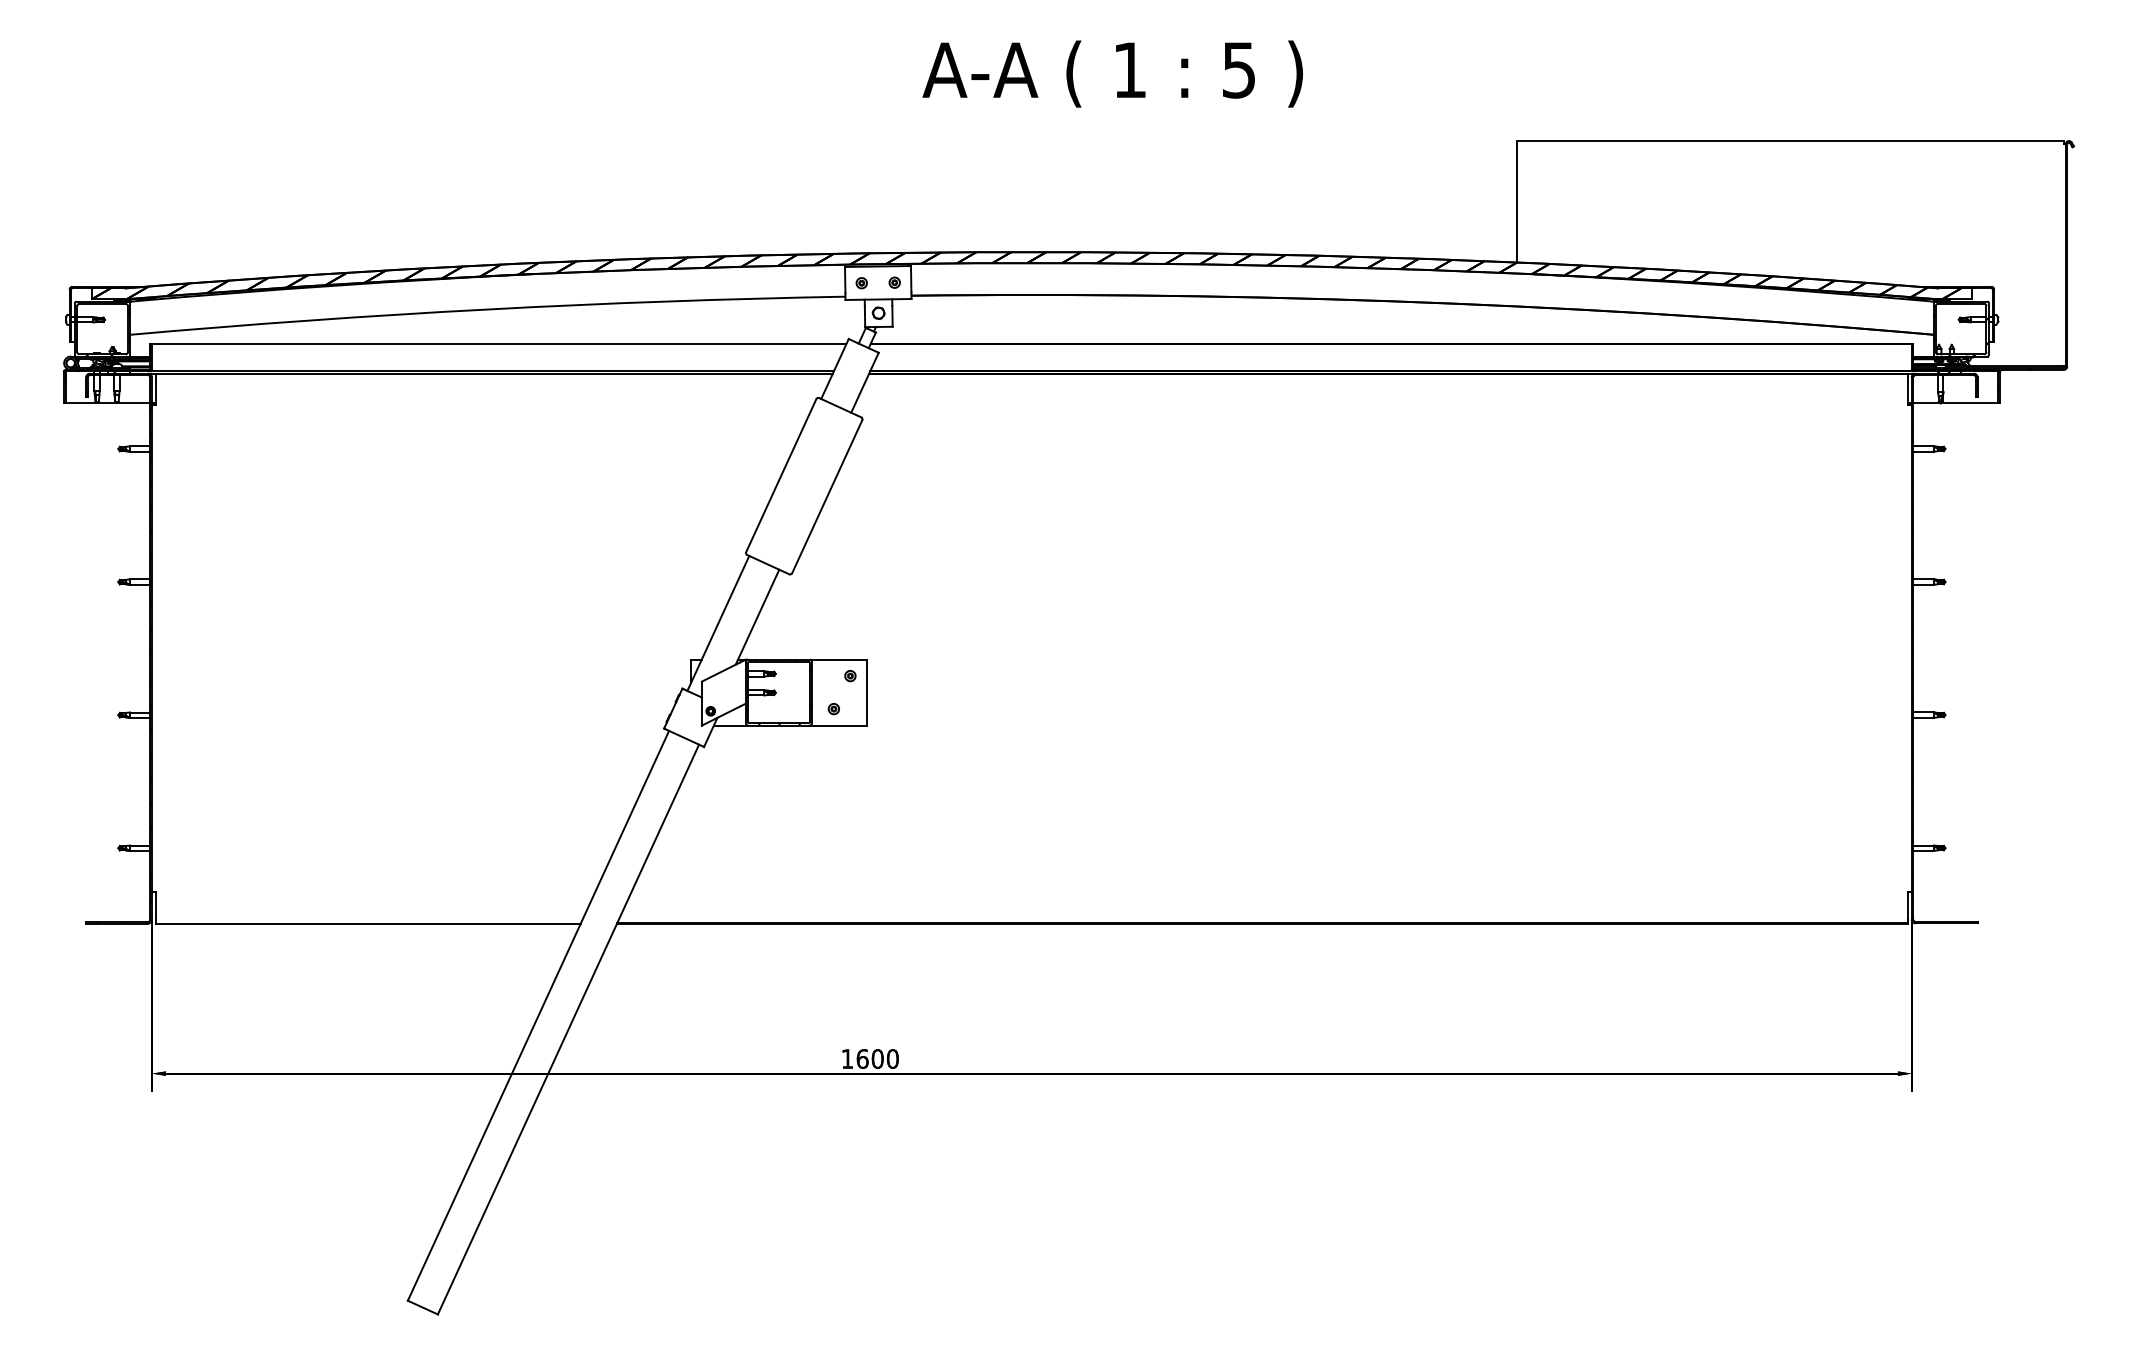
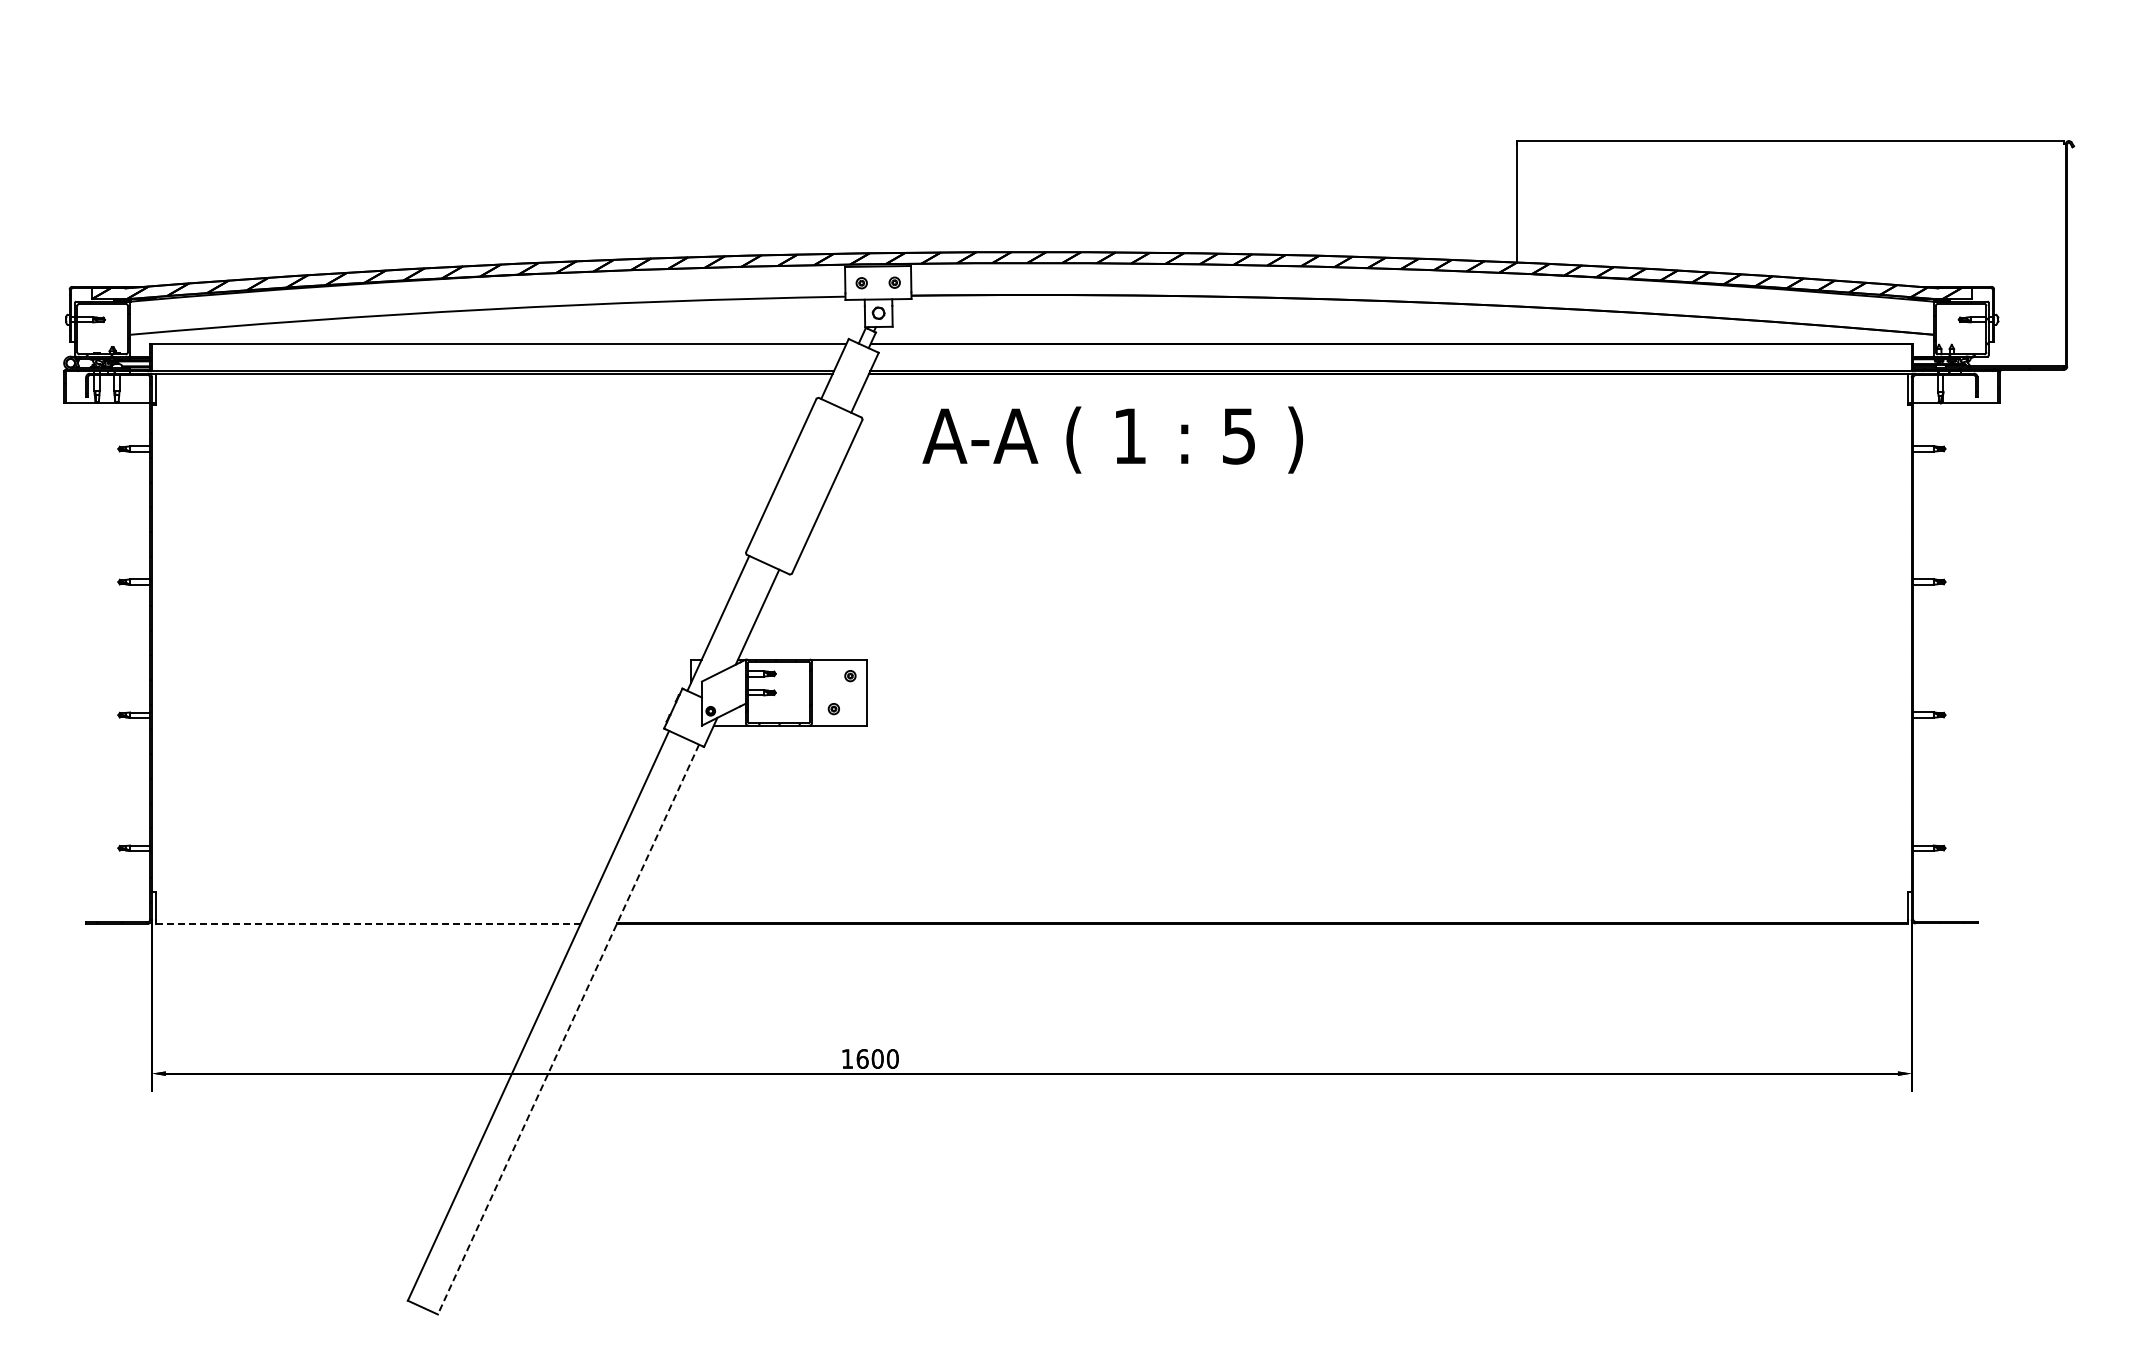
text position: (1112, 73) -> (1112, 439) (1112, 439)
line: solid -> dashed (368, 923)
line: solid -> dashed (568, 1030)
